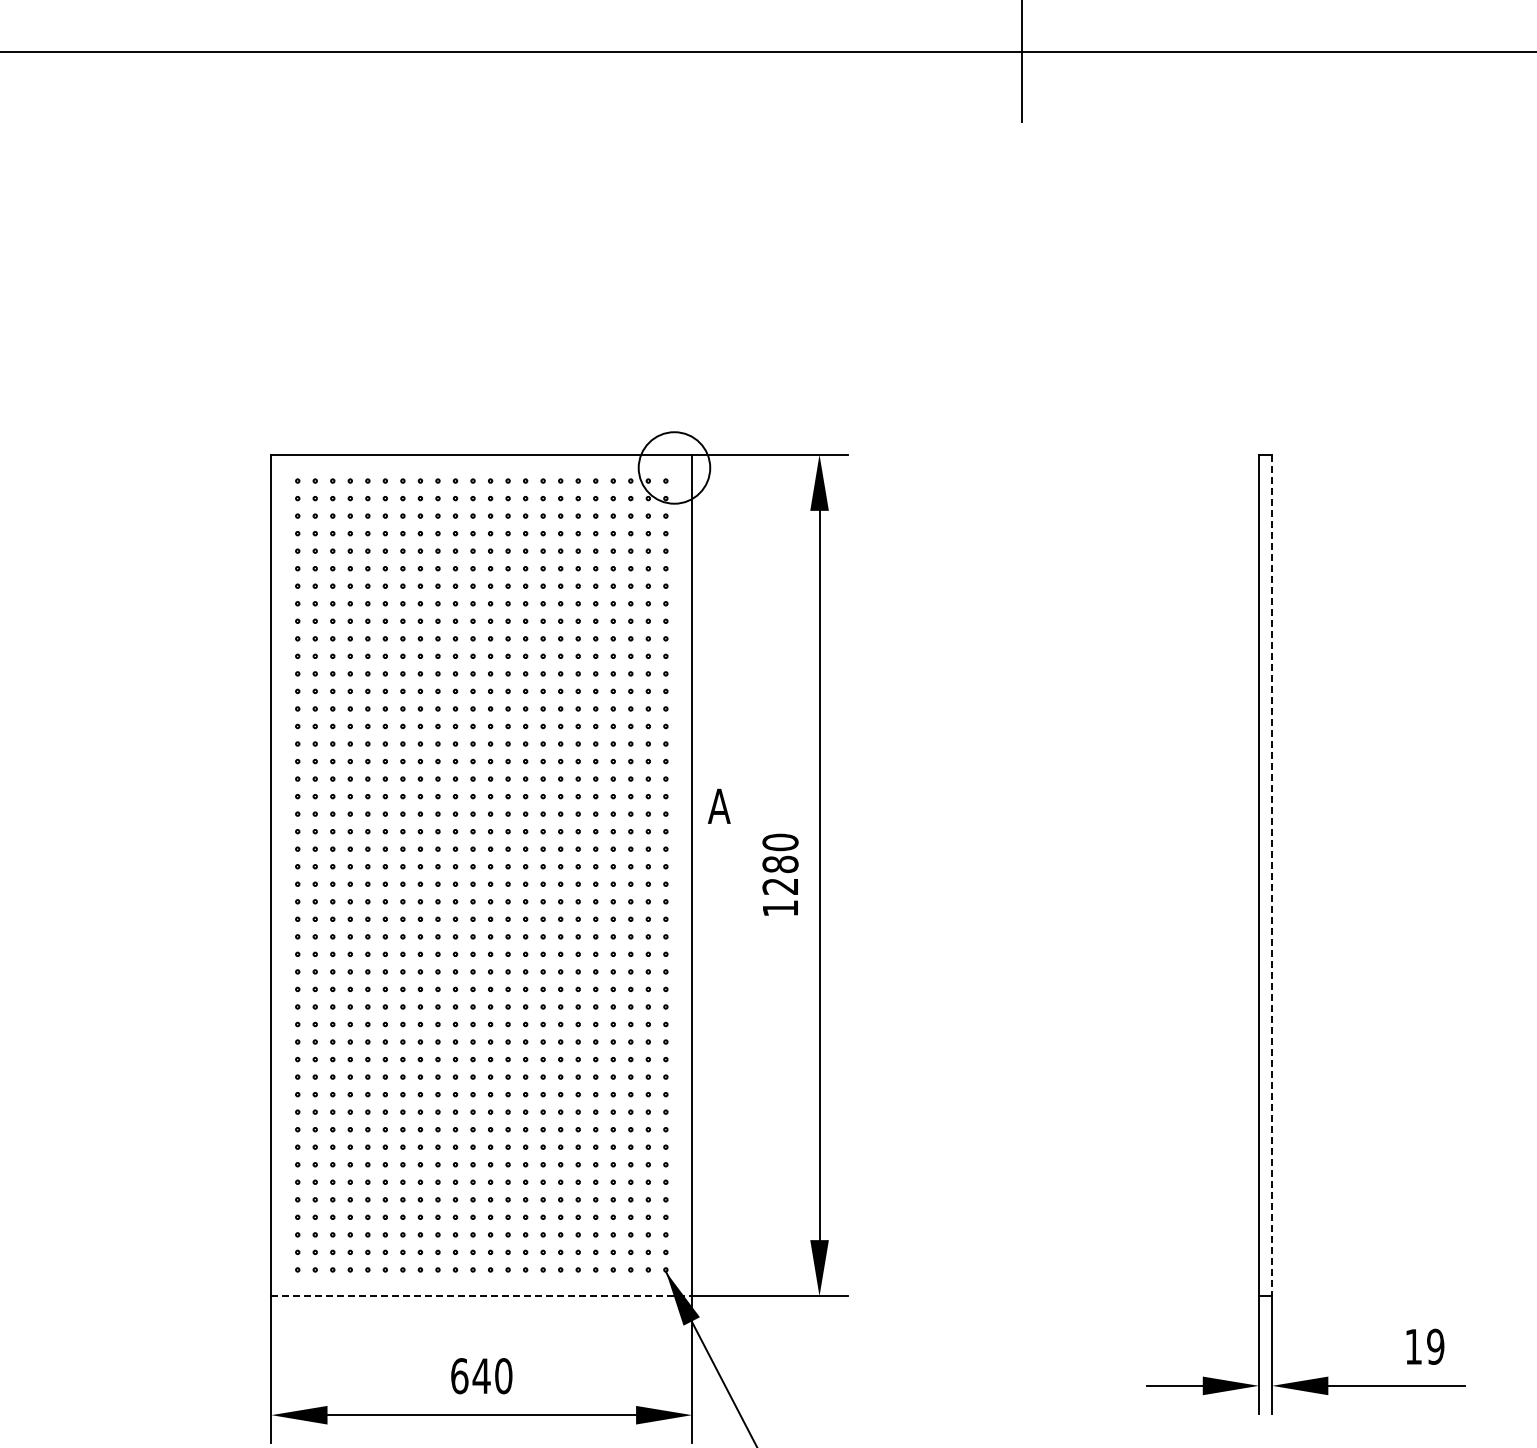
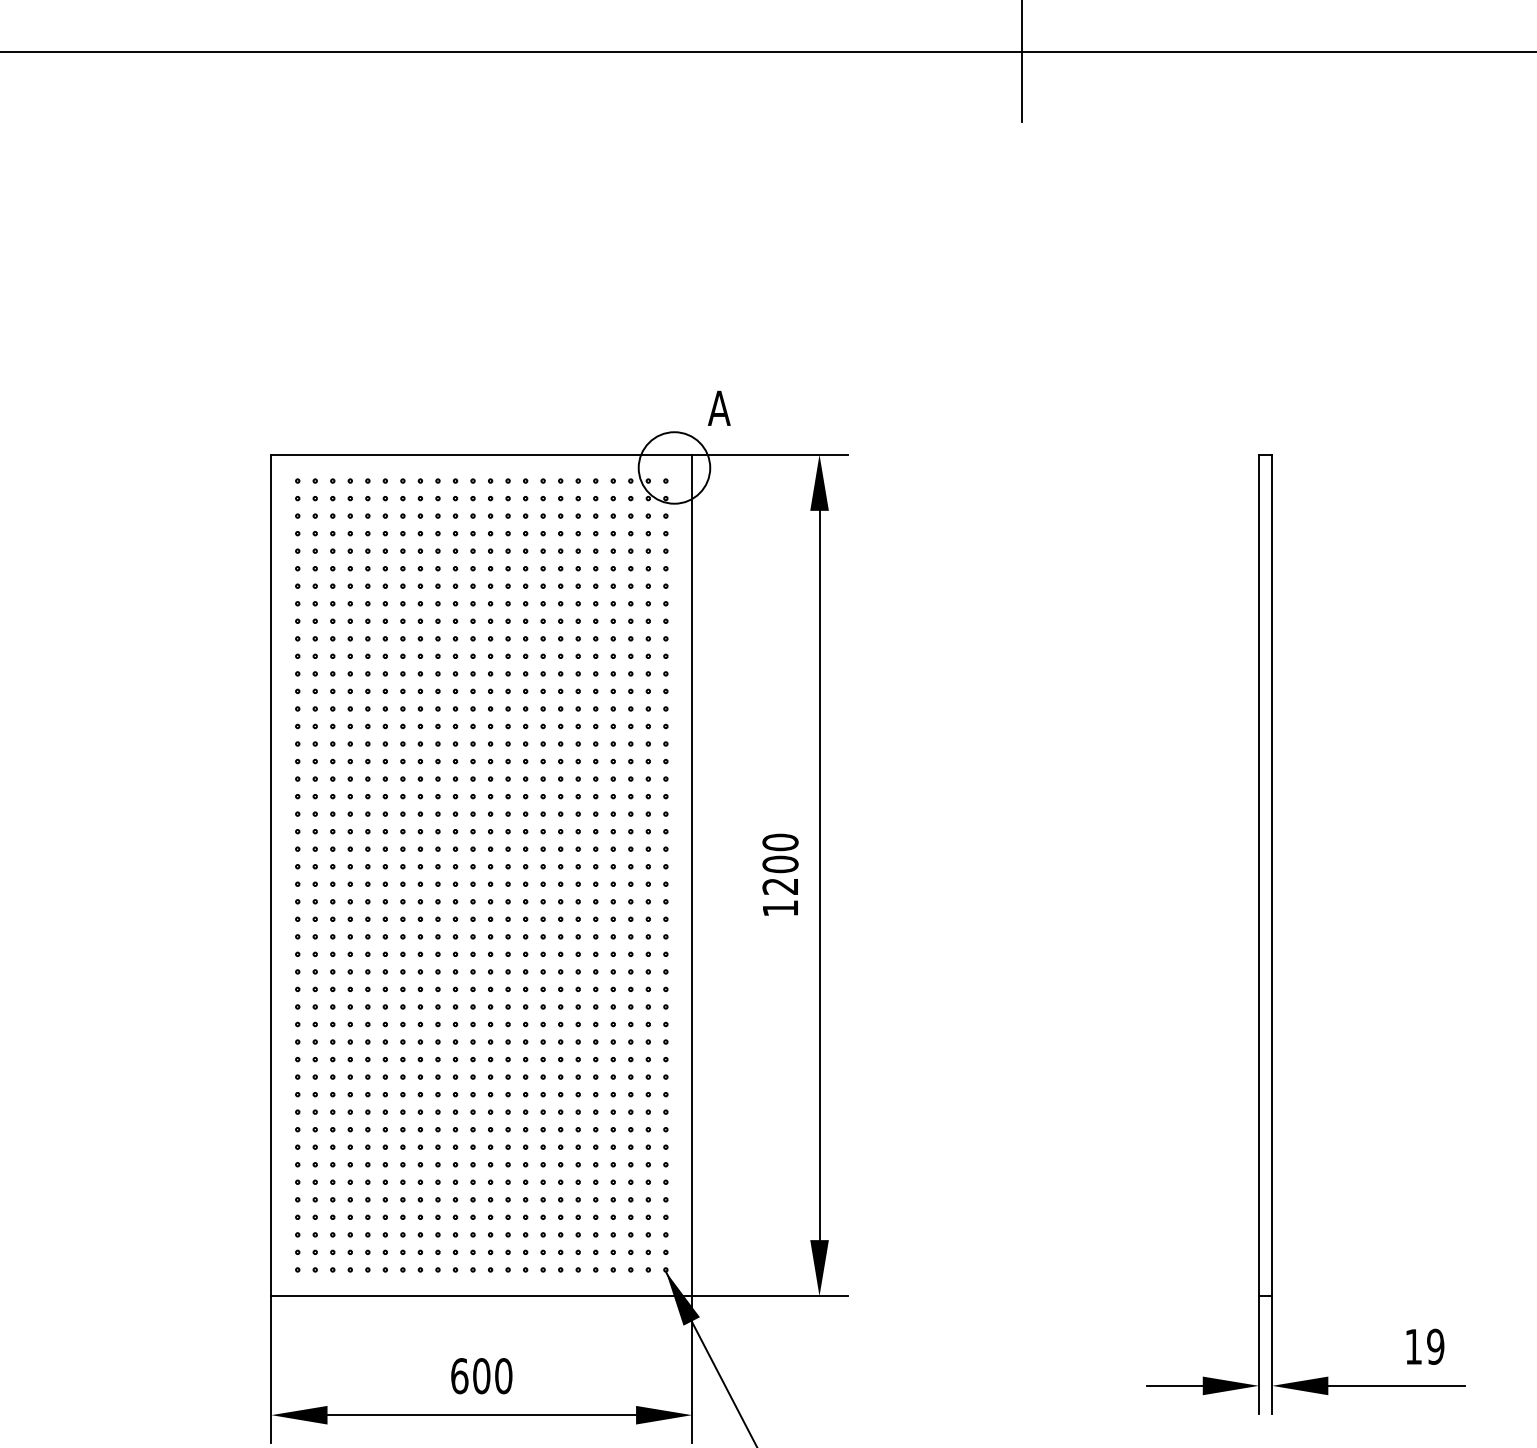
text position: (719, 805) -> (719, 407) (719, 407)
text: 1280 -> 1200 (780, 864)
line: dashed -> solid (1272, 875)
line: dashed -> solid (482, 1296)
text: 640 -> 600 (481, 1376)
